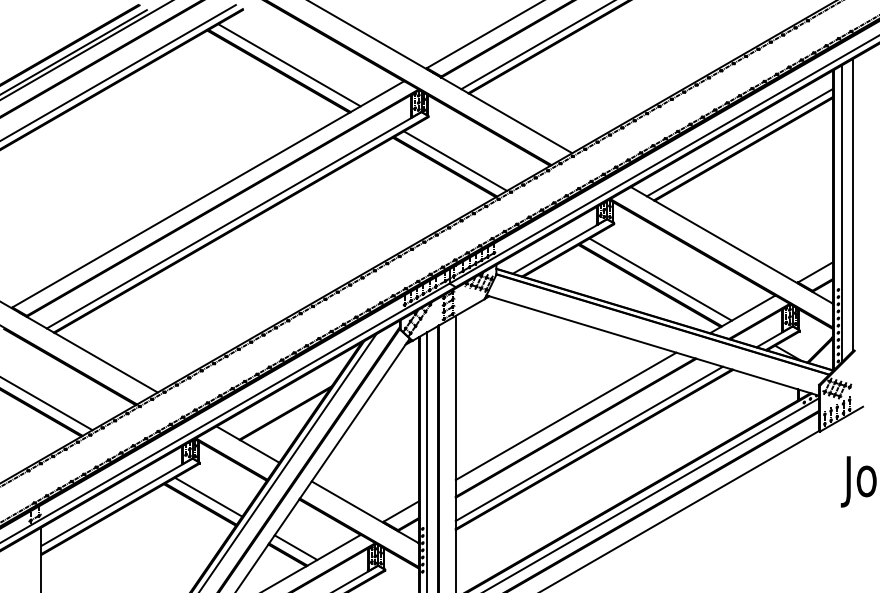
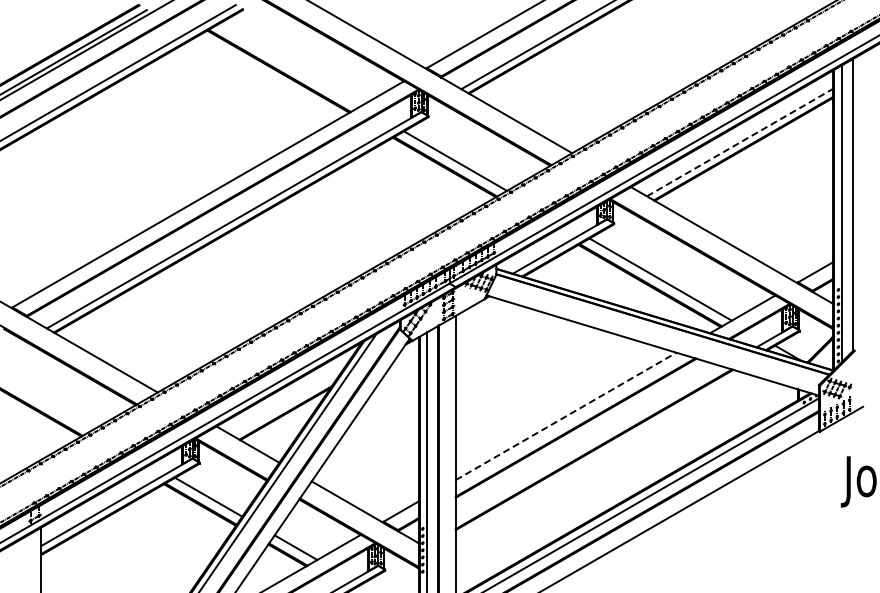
line: present -> none (289, 65)
line: solid -> dashed (740, 142)
line: present -> none (47, 404)
line: solid -> dashed (566, 416)
line: present -> none (588, 443)
